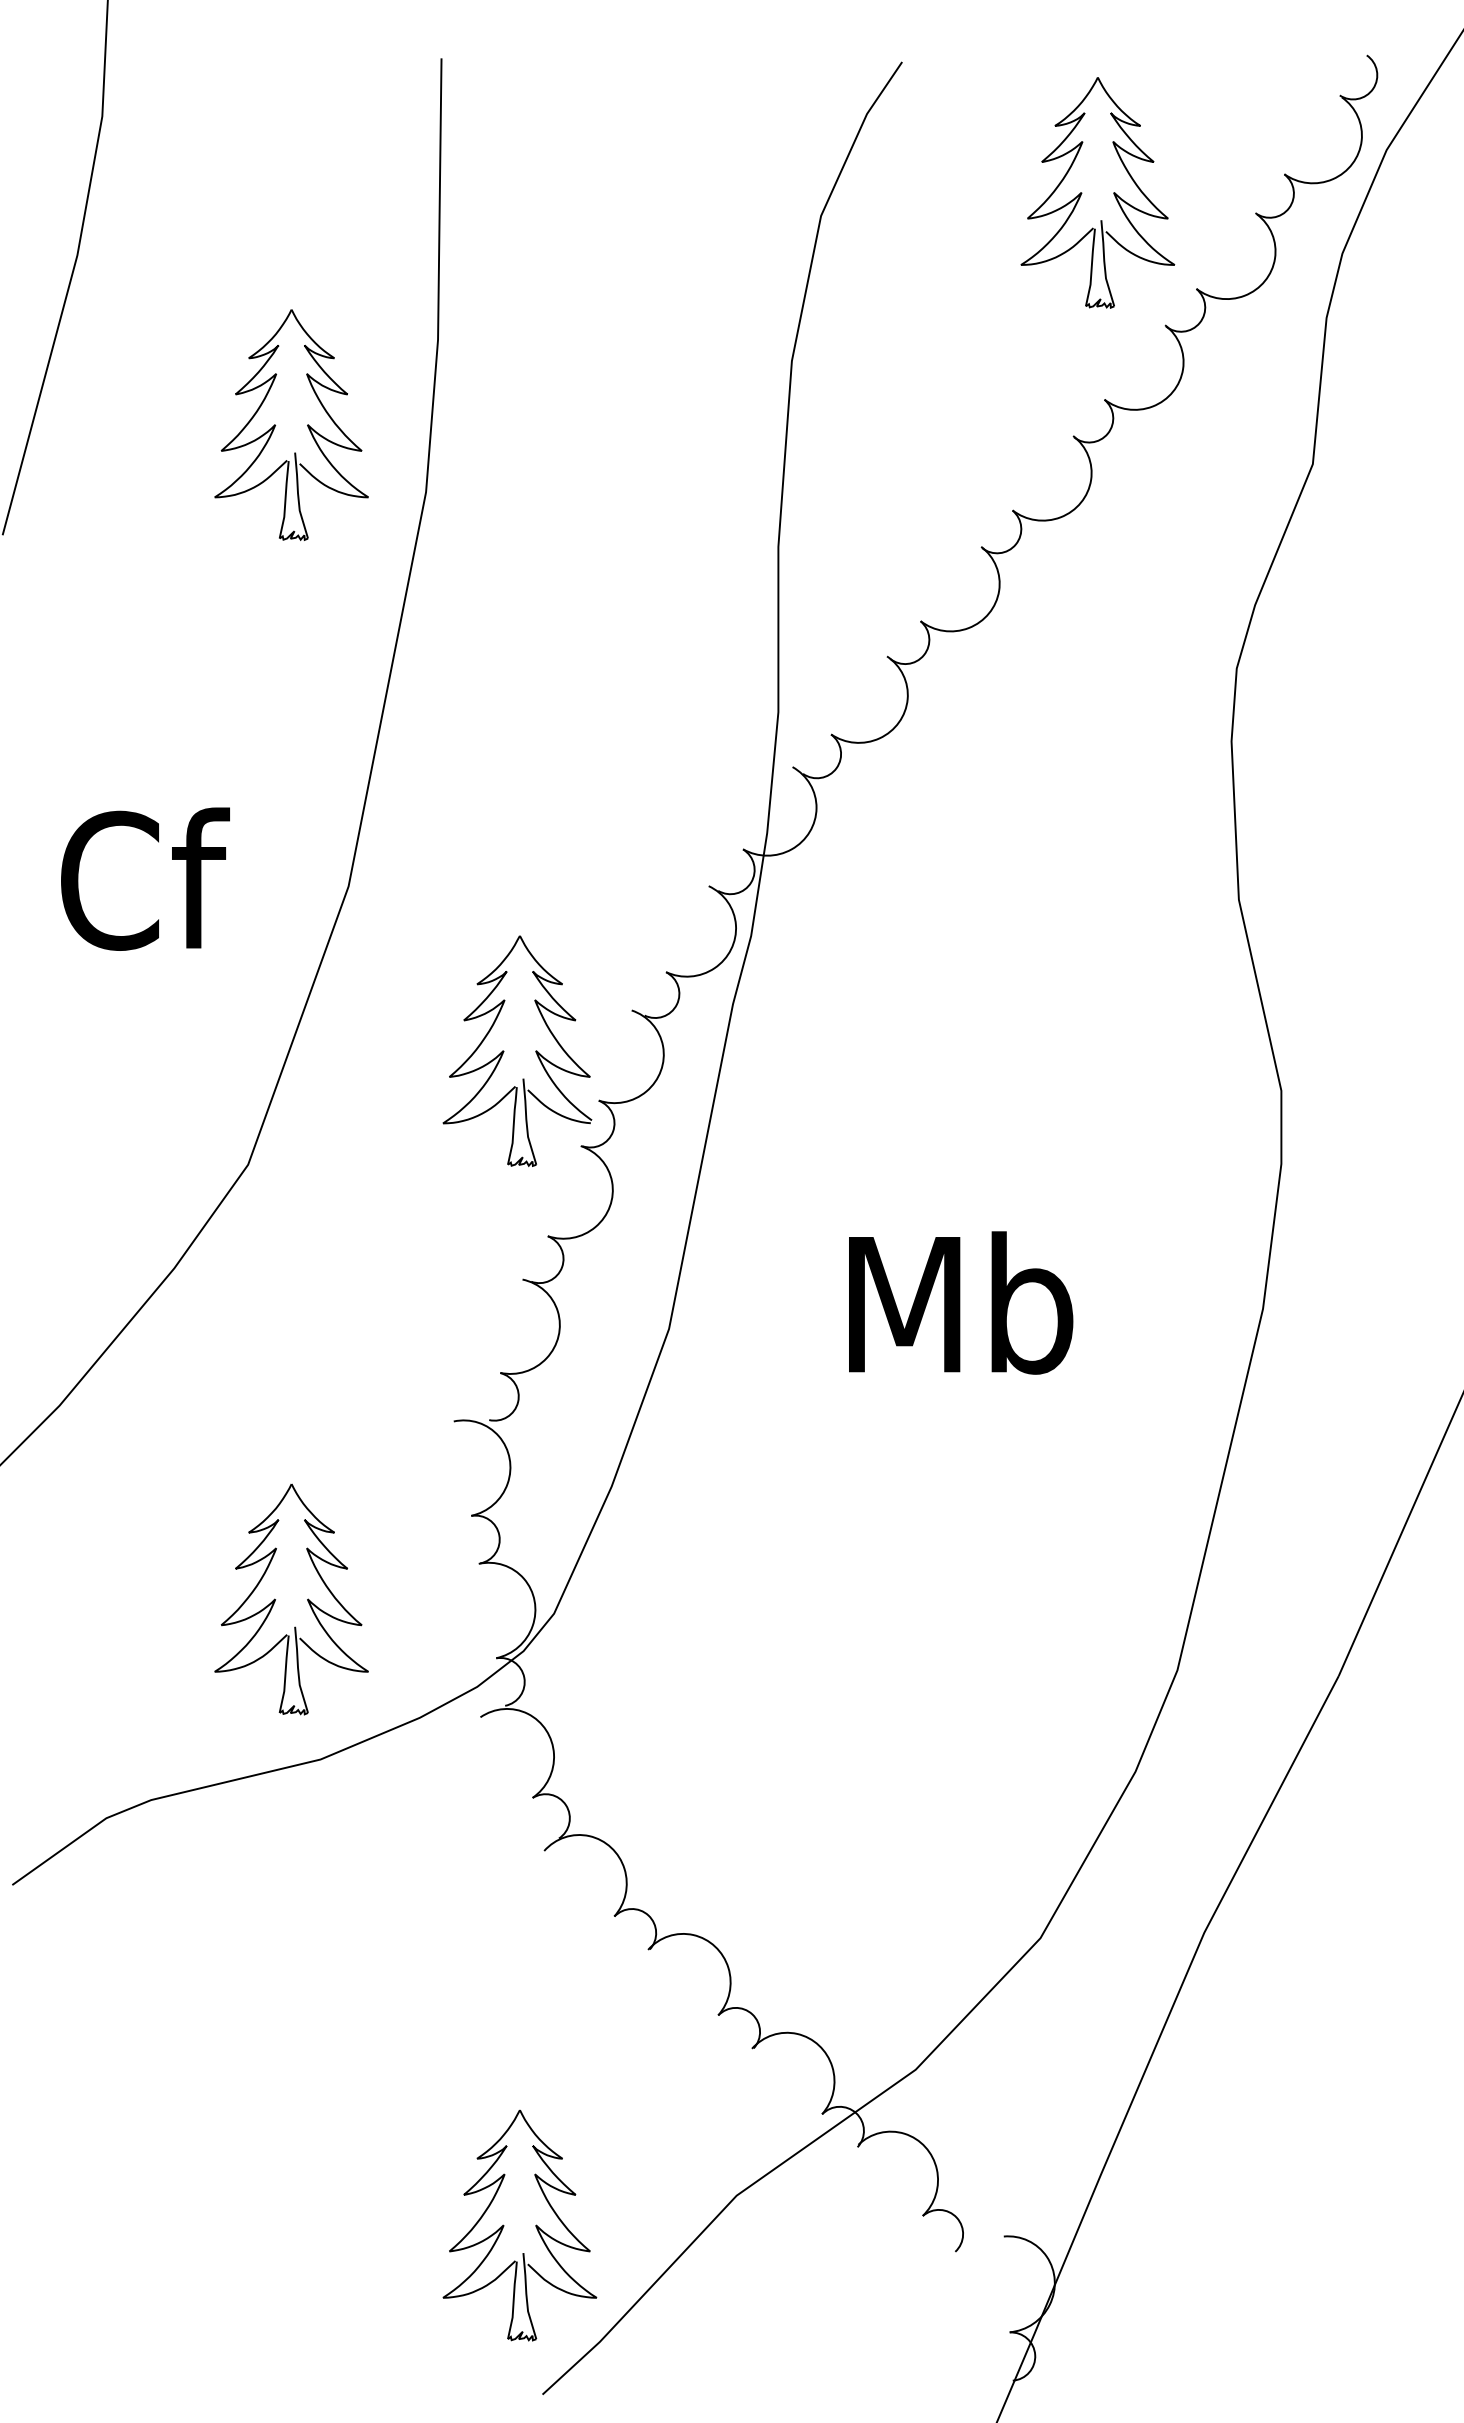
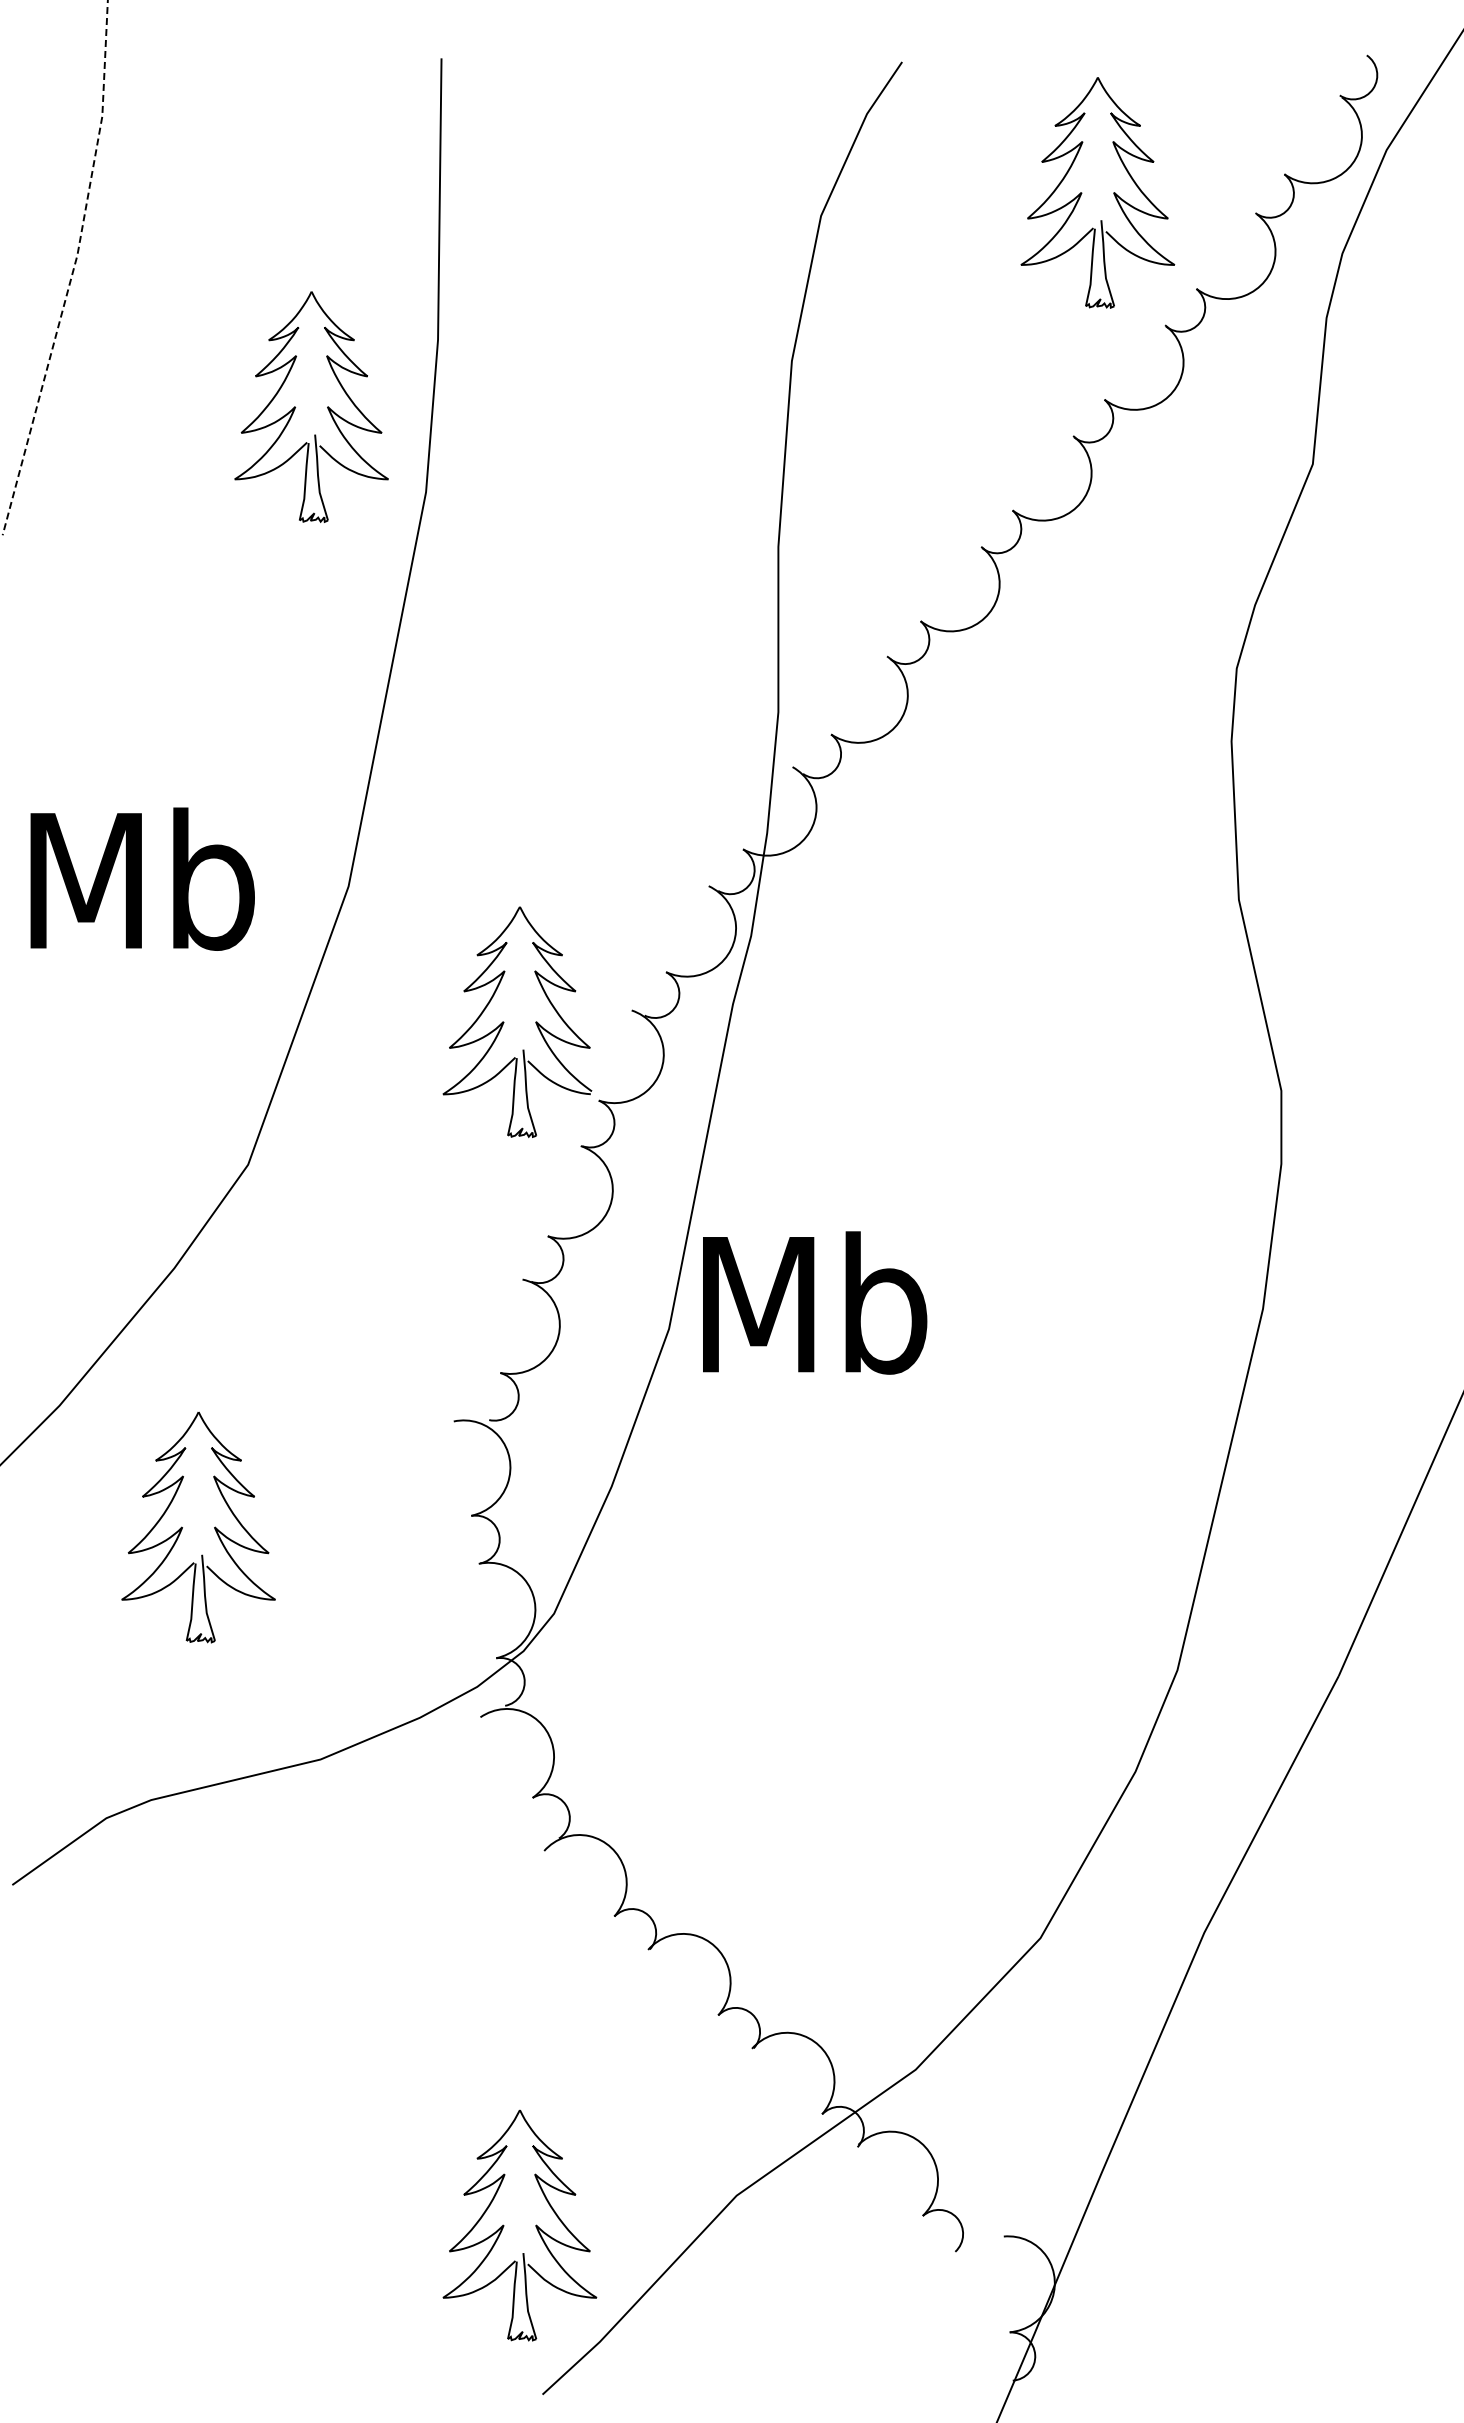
line: solid -> dashed (73, 269)
part position: (276, 425) -> (296, 407) (296, 407)
text: Cf -> Mb (142, 878)
part position: (504, 1051) -> (504, 1022) (504, 1022)
text position: (961, 1302) -> (815, 1302) (815, 1302)
part position: (275, 1599) -> (182, 1527) (182, 1527)
